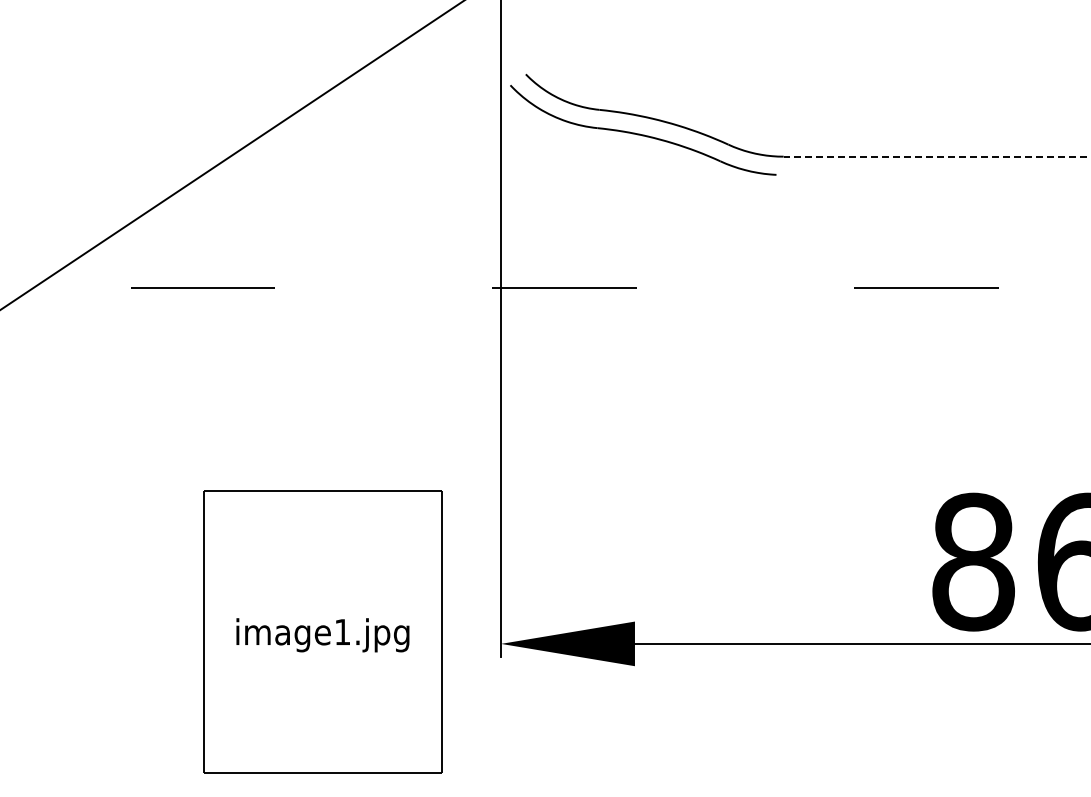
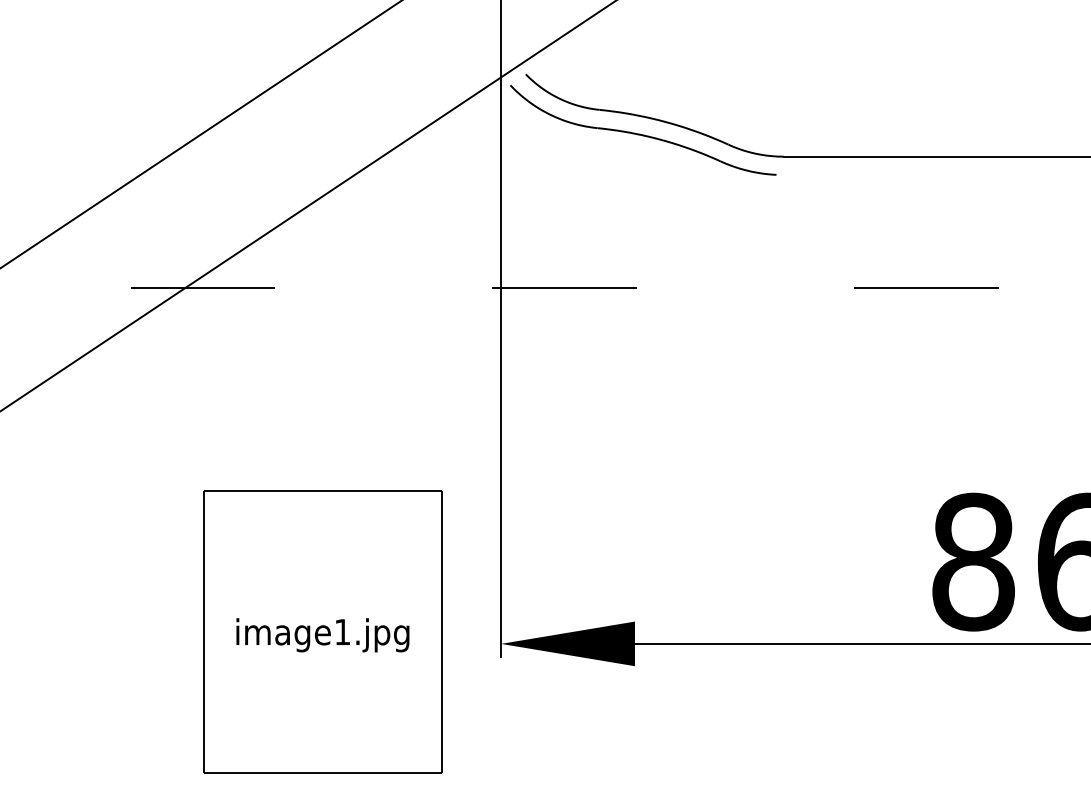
line position: (231, 155) -> (200, 134) (200, 134)
line: dashed -> solid (936, 156)
line: none -> present (307, 205)
